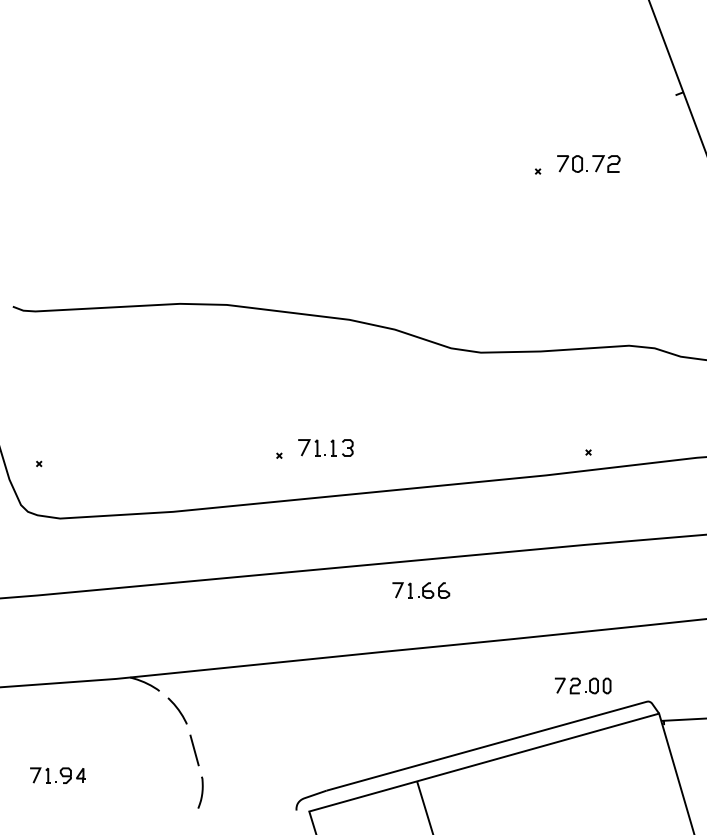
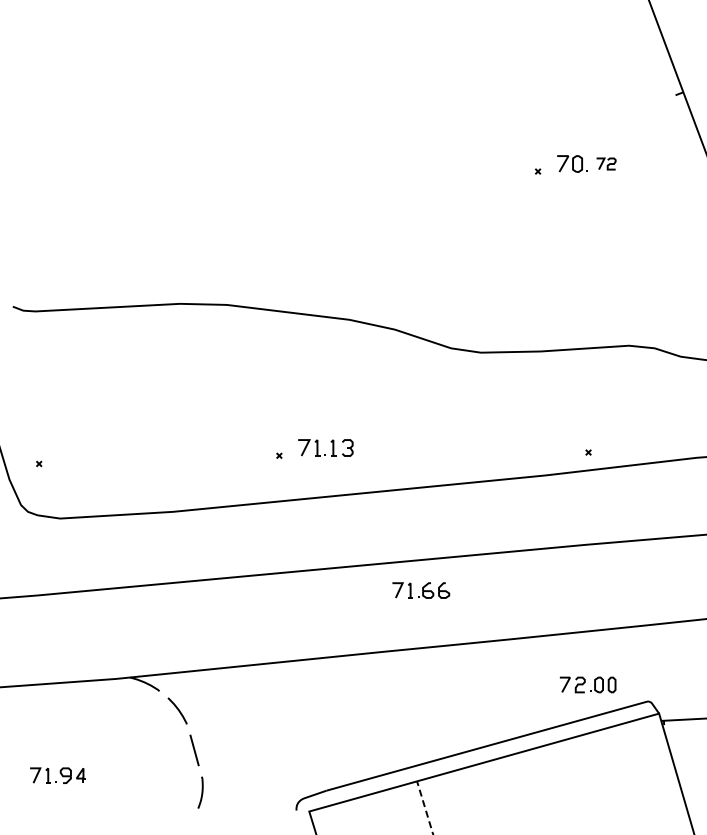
part size: 29x18 px -> 21x14 px (606, 163)
part position: (582, 685) -> (587, 684) (587, 684)
line: solid -> dashed (425, 808)
